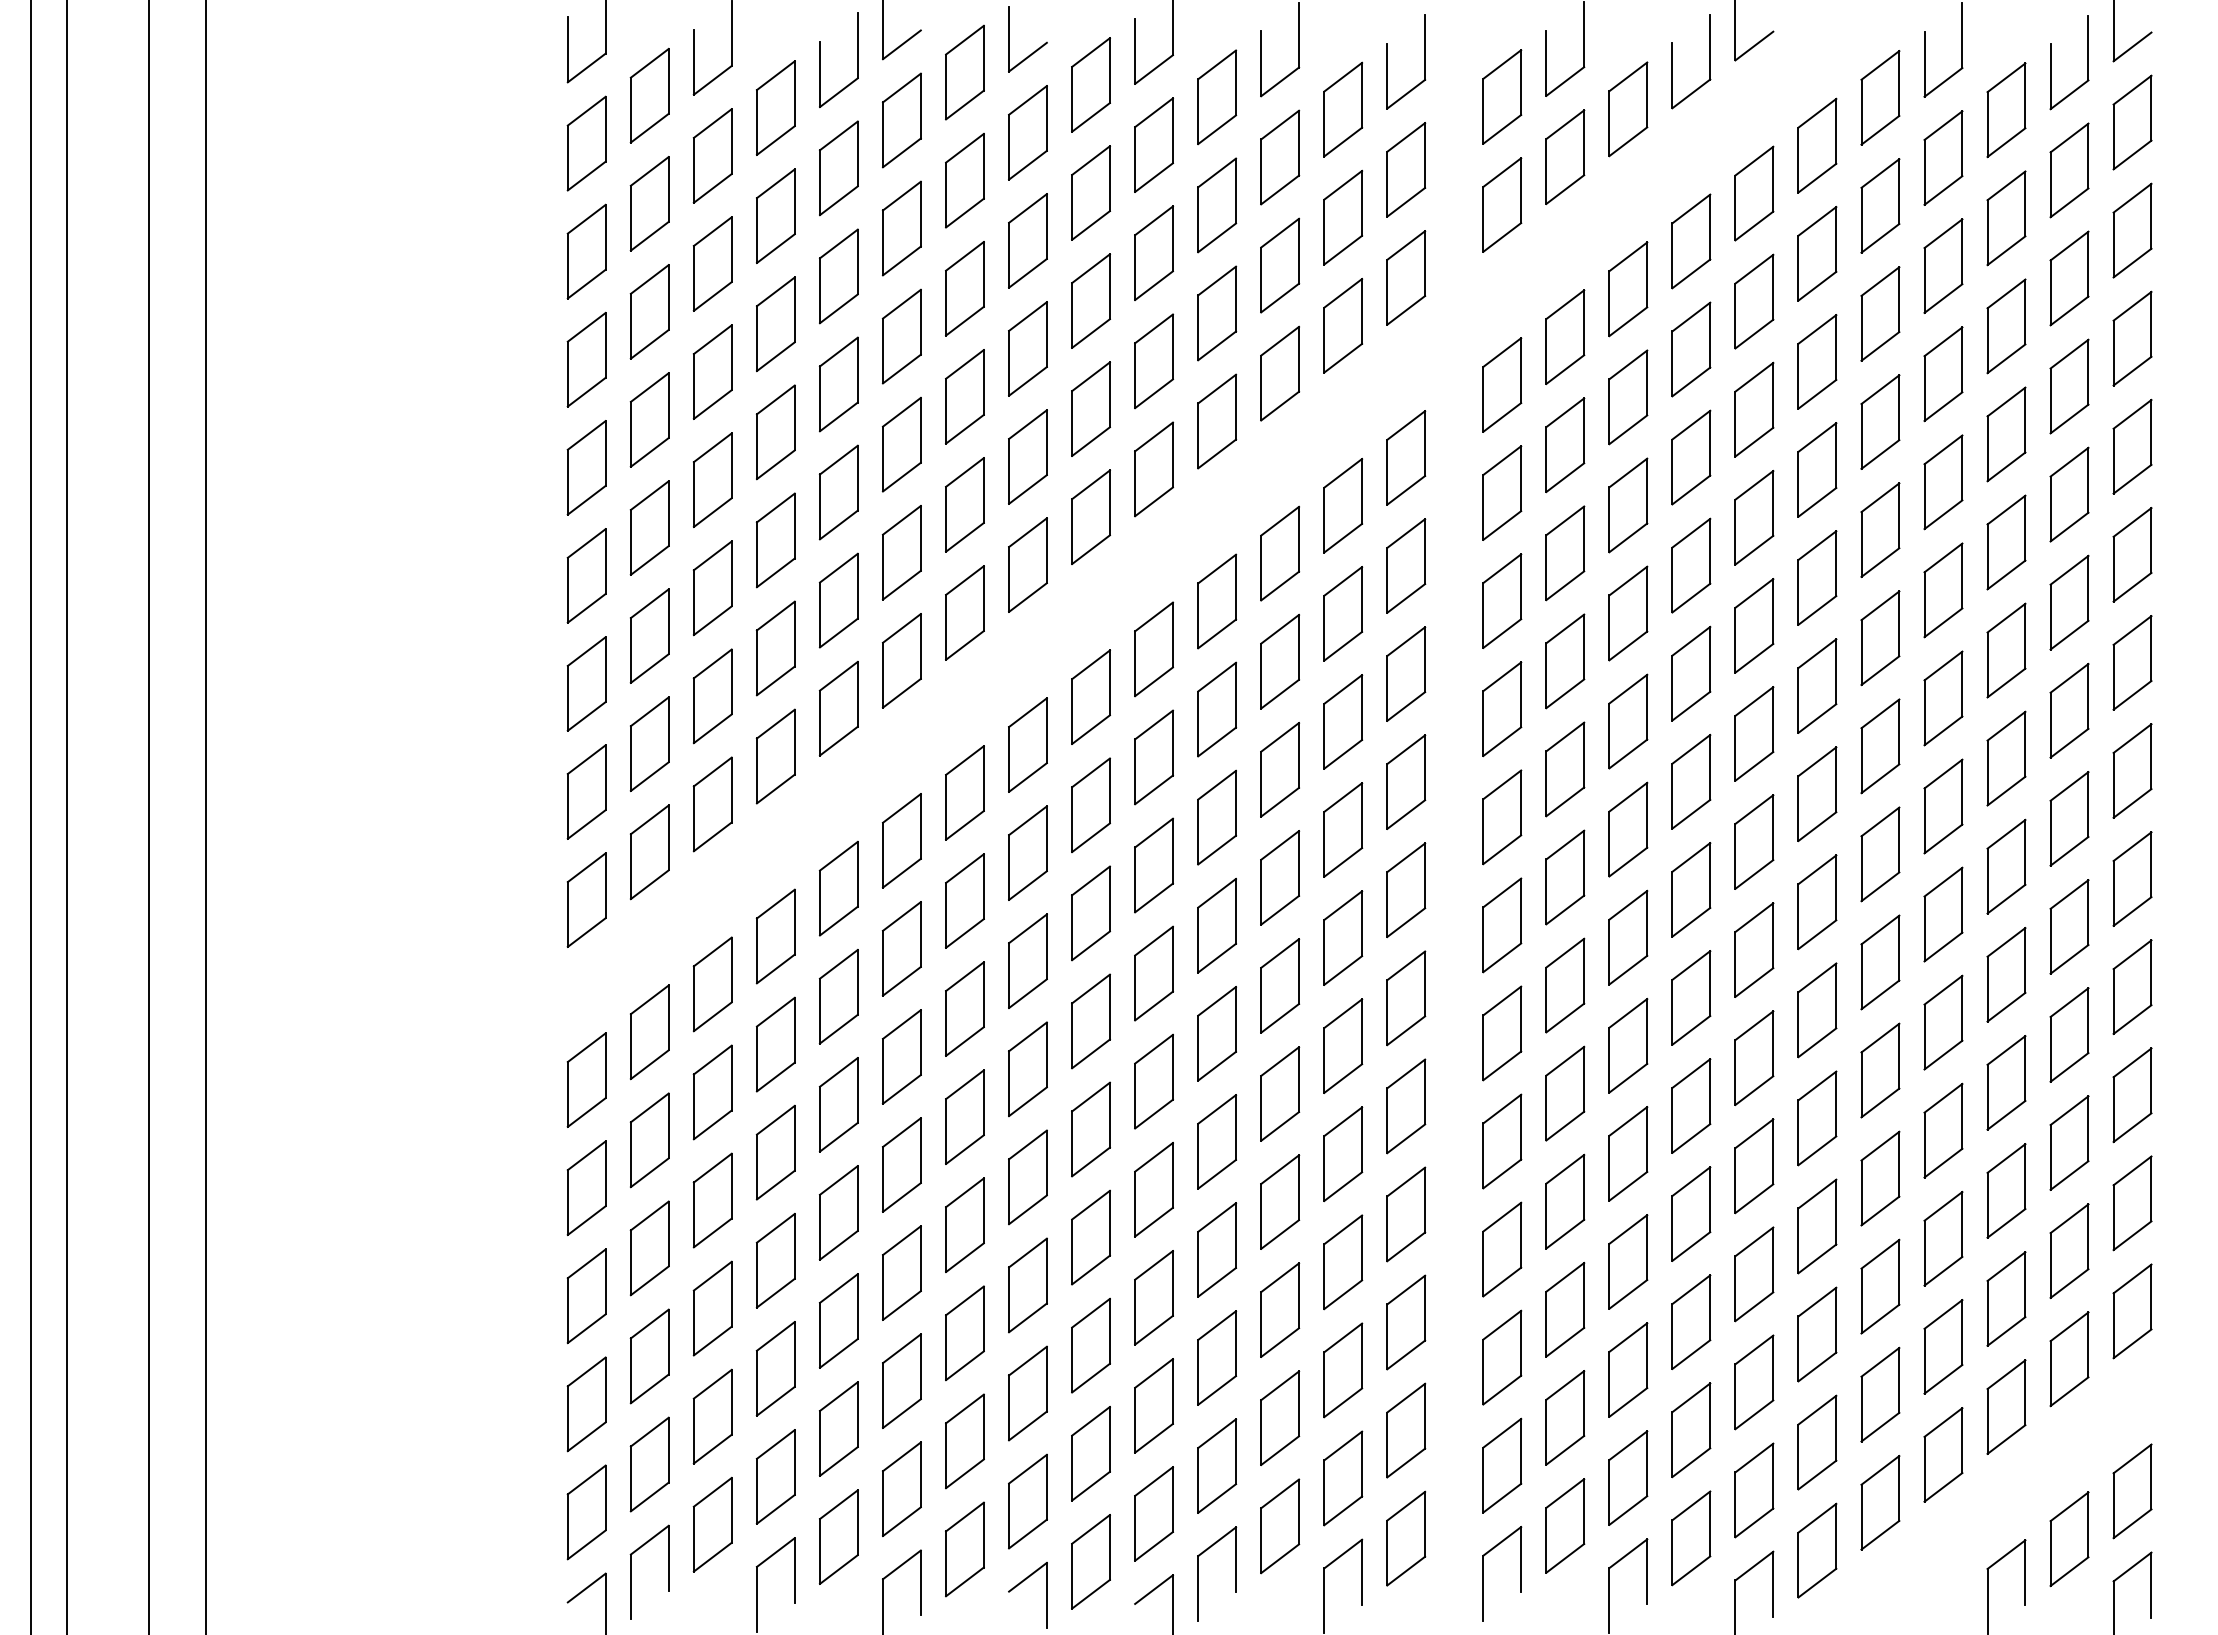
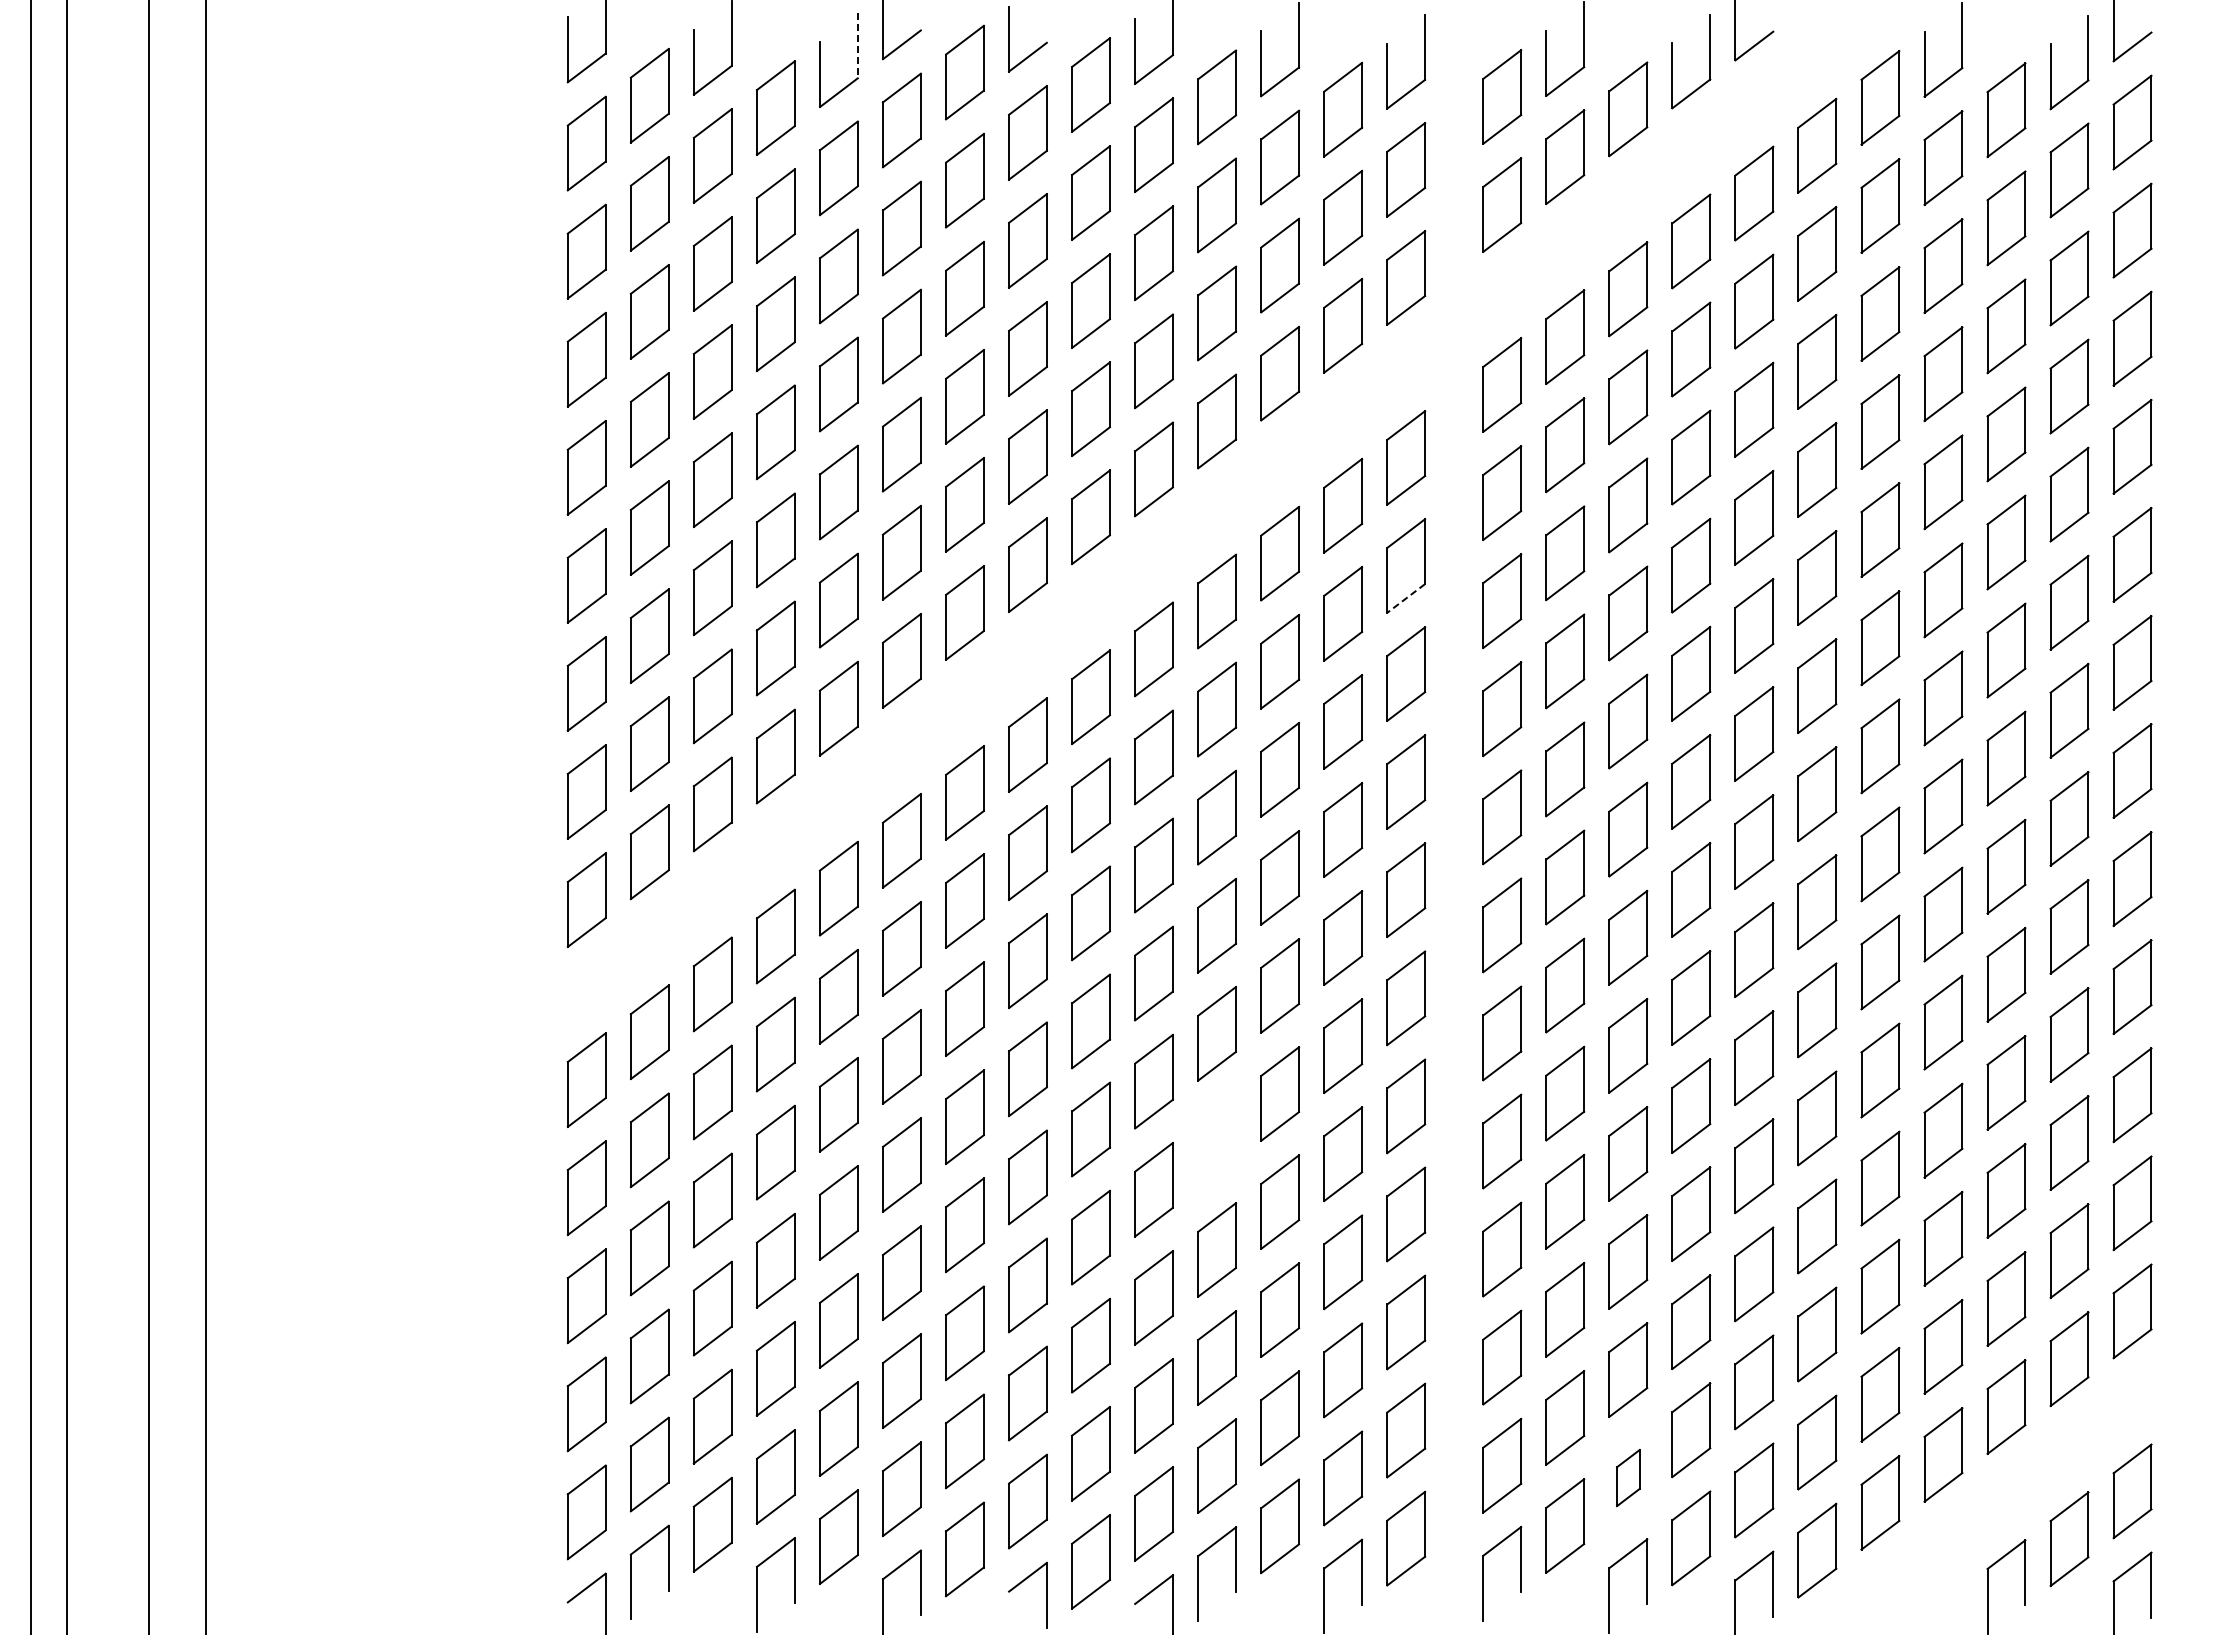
line: solid -> dashed (857, 46)
line: solid -> dashed (1406, 598)
part: present -> none (1217, 1141)
part size: 41x96 px -> 25x59 px (1628, 1478)
